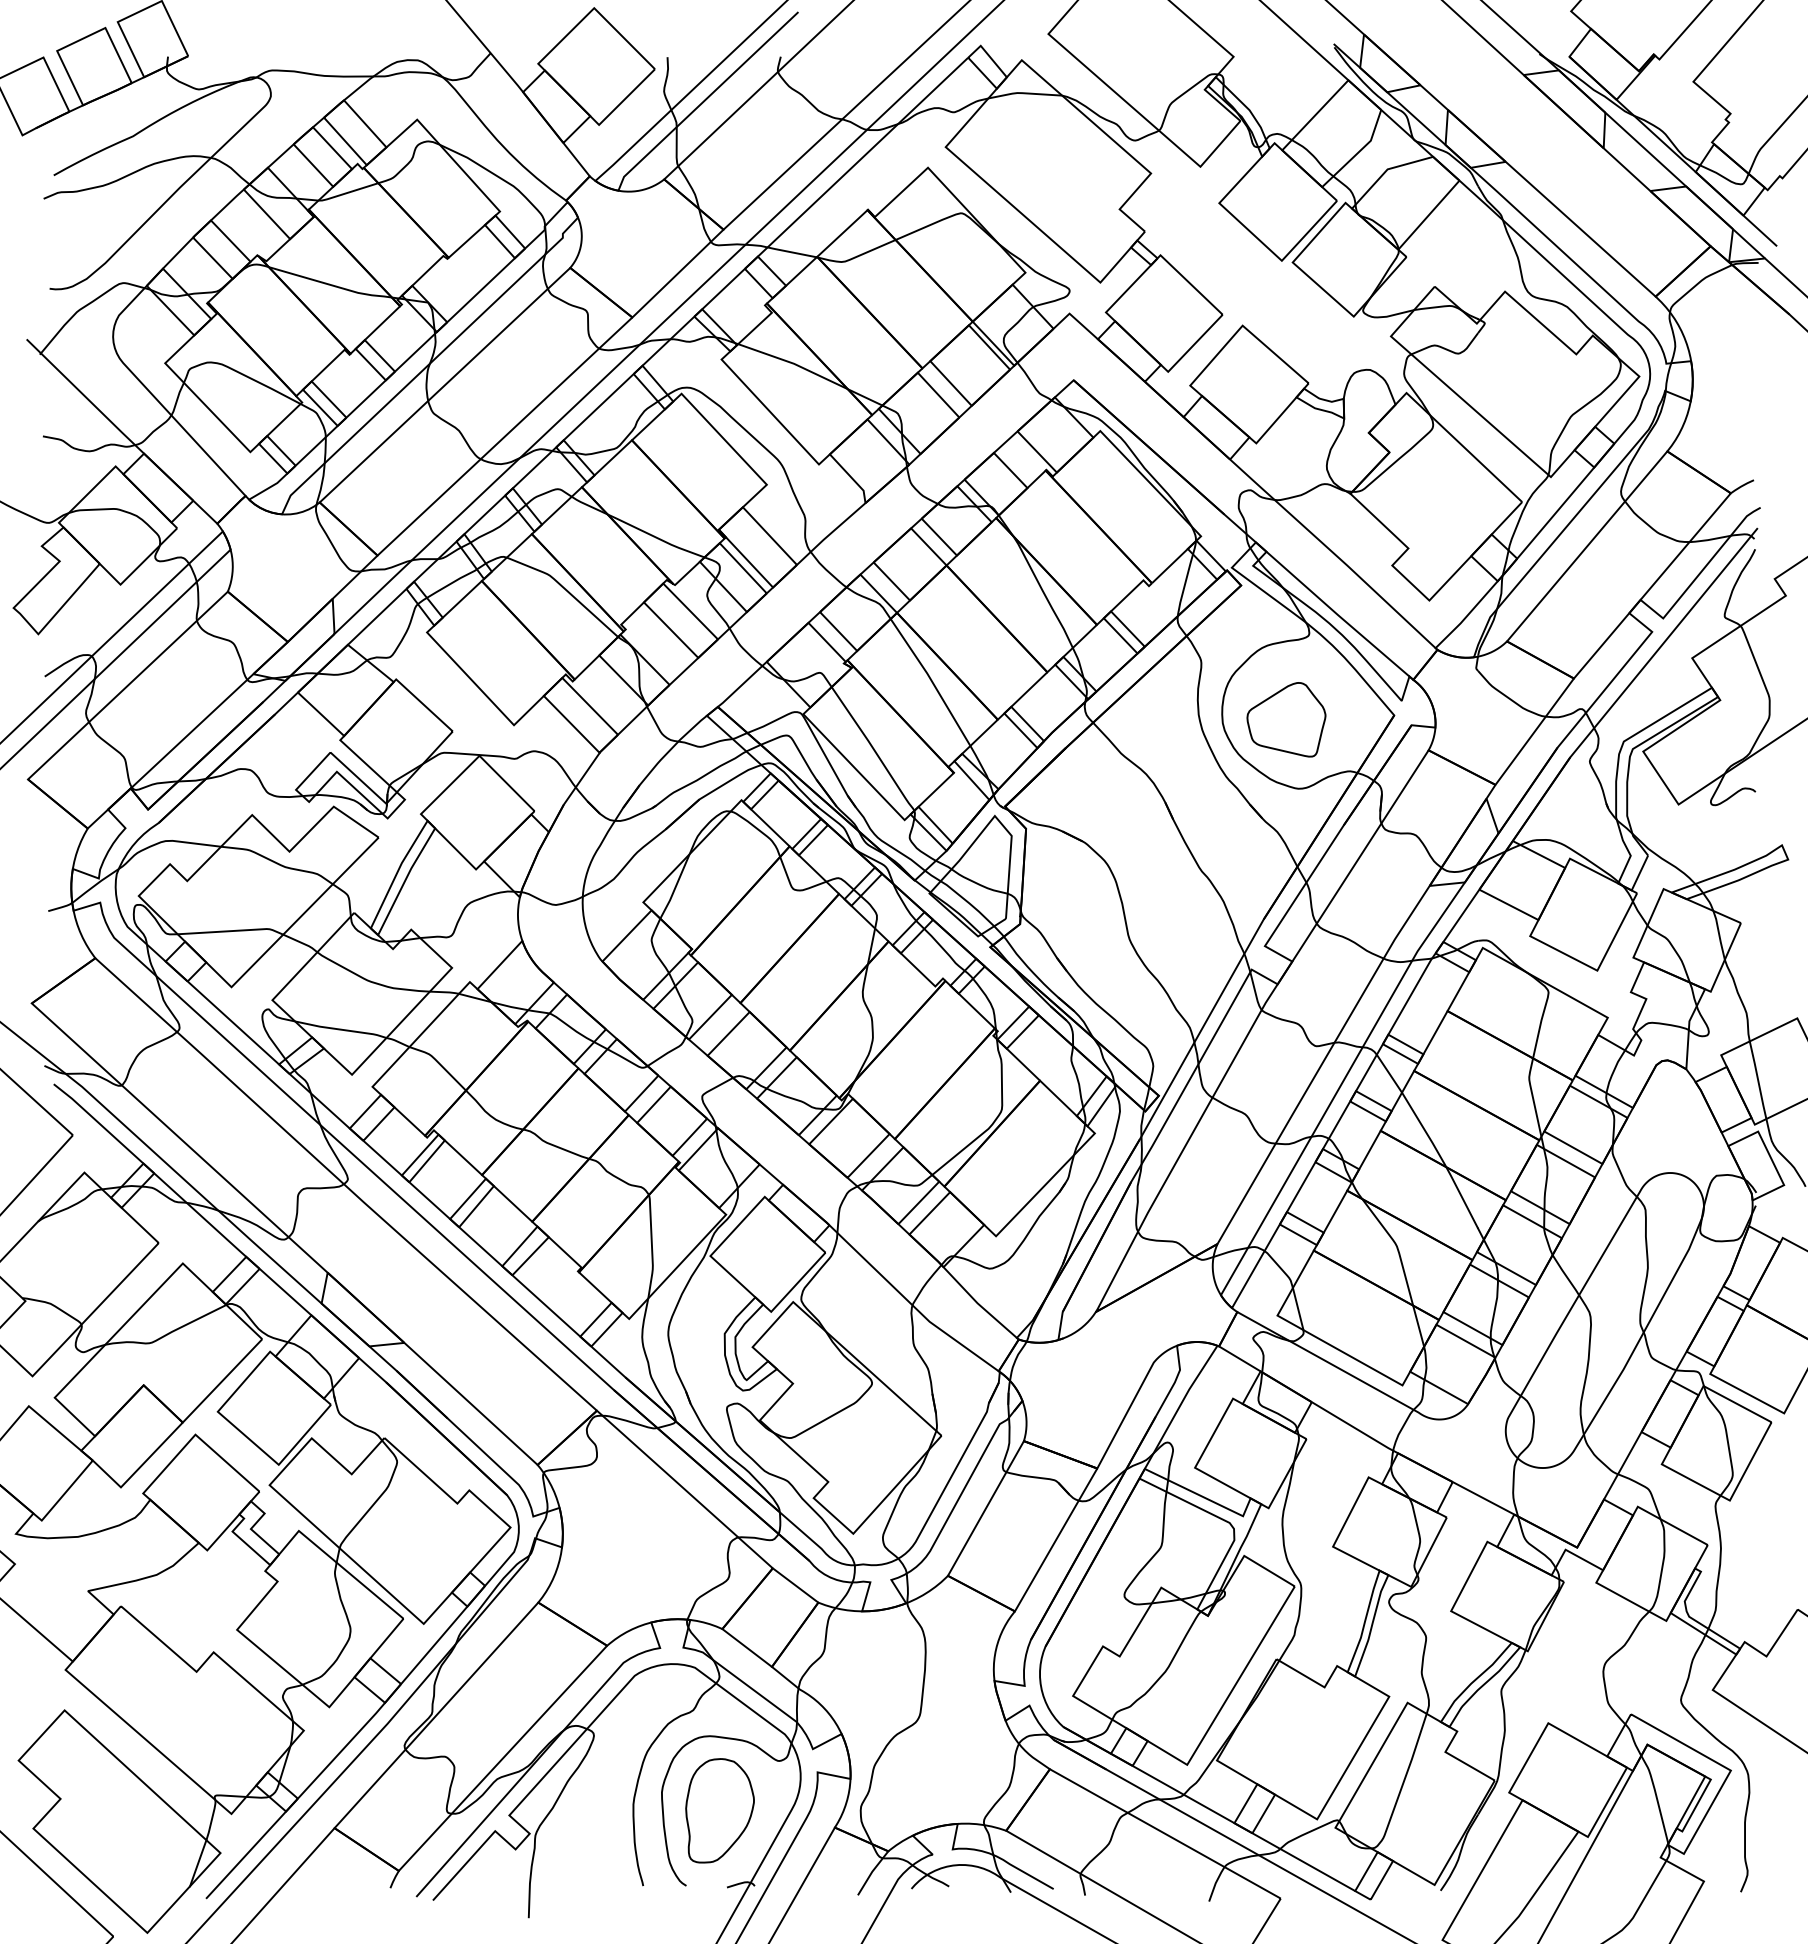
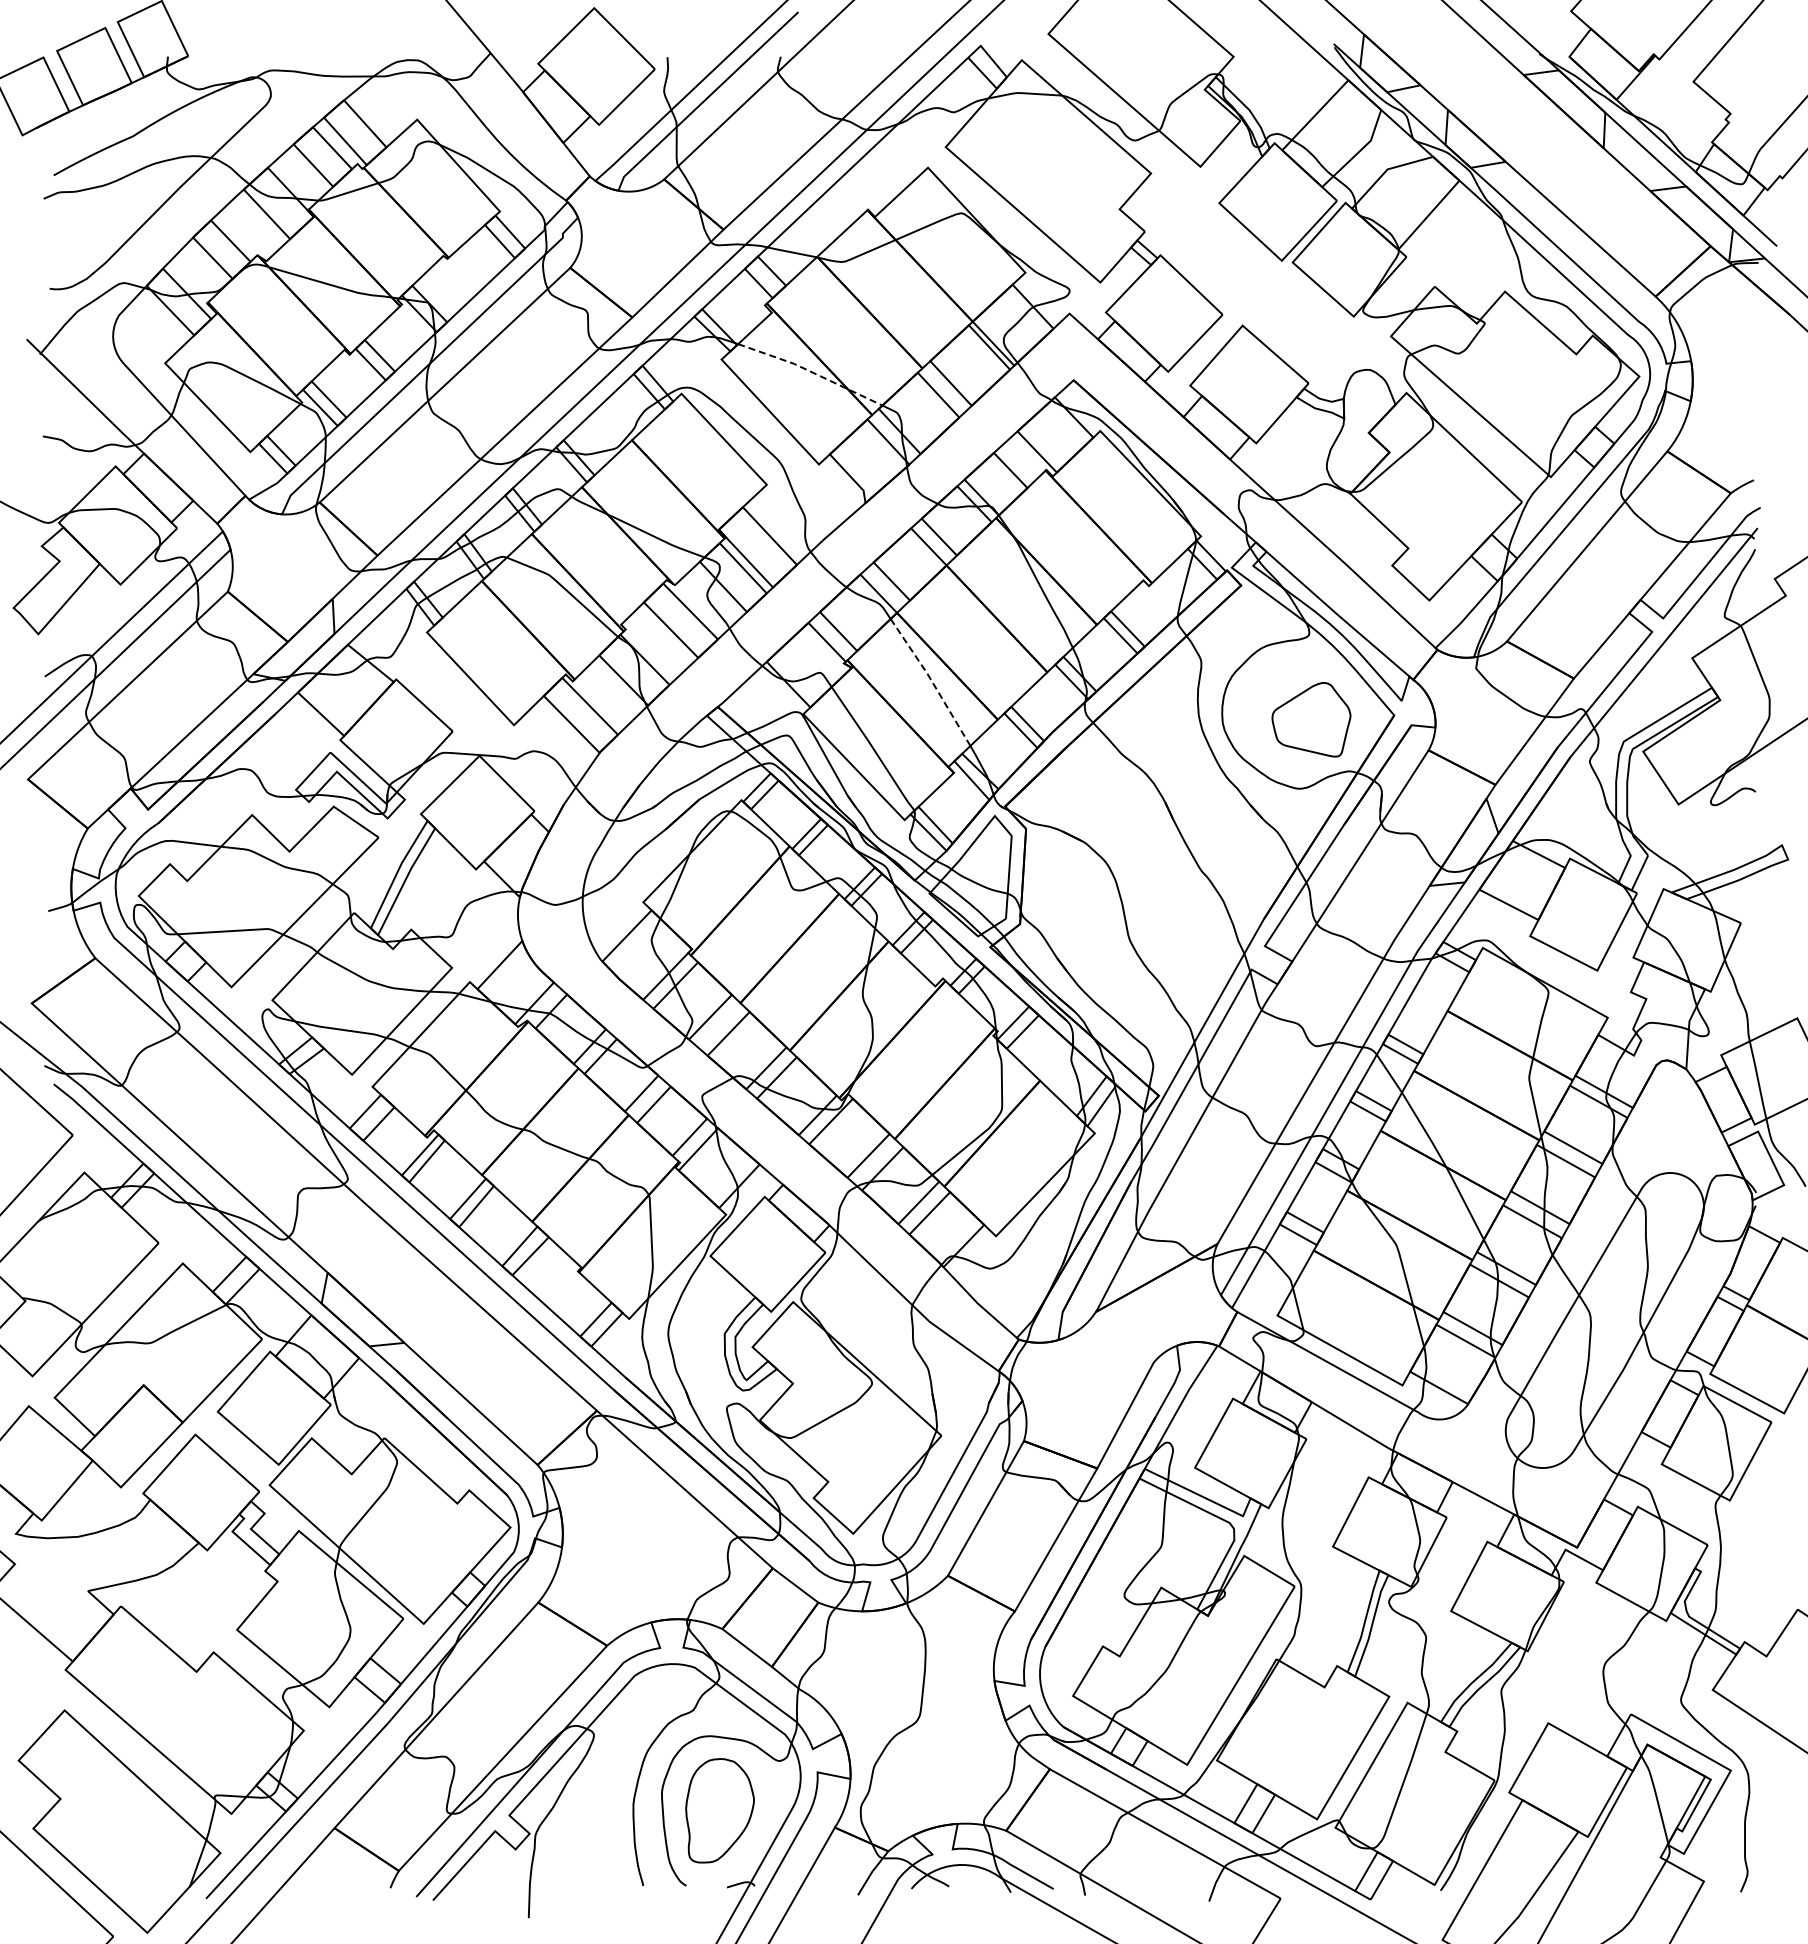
line: solid -> dashed (811, 371)
line: solid -> dashed (931, 681)
part position: (1286, 719) -> (1311, 719) (1311, 719)
